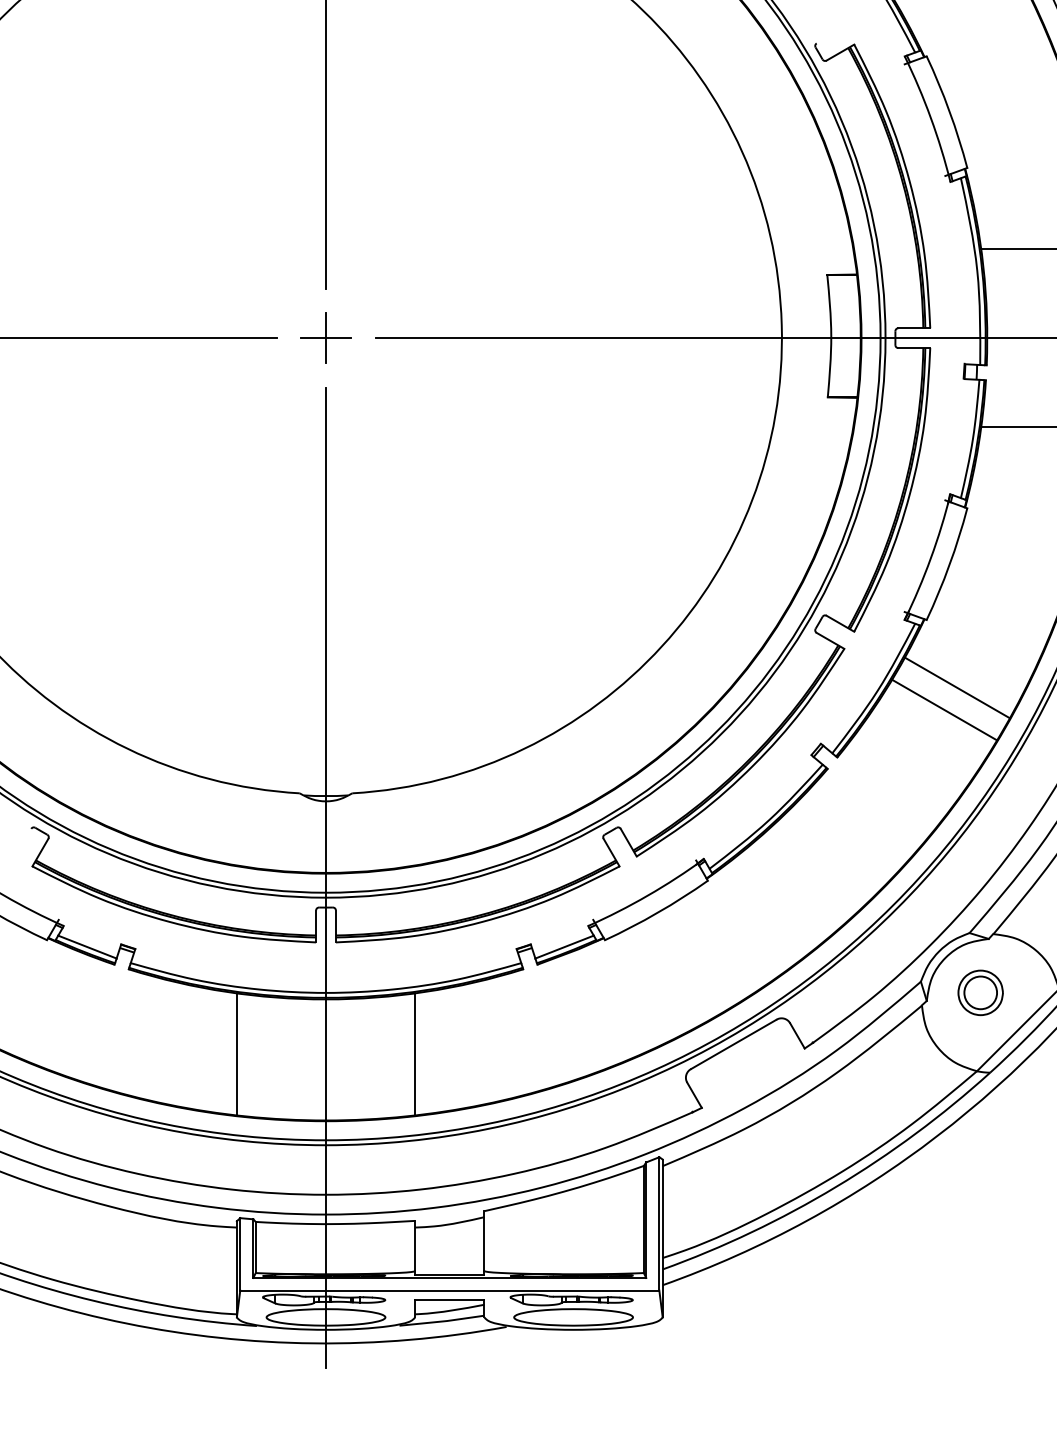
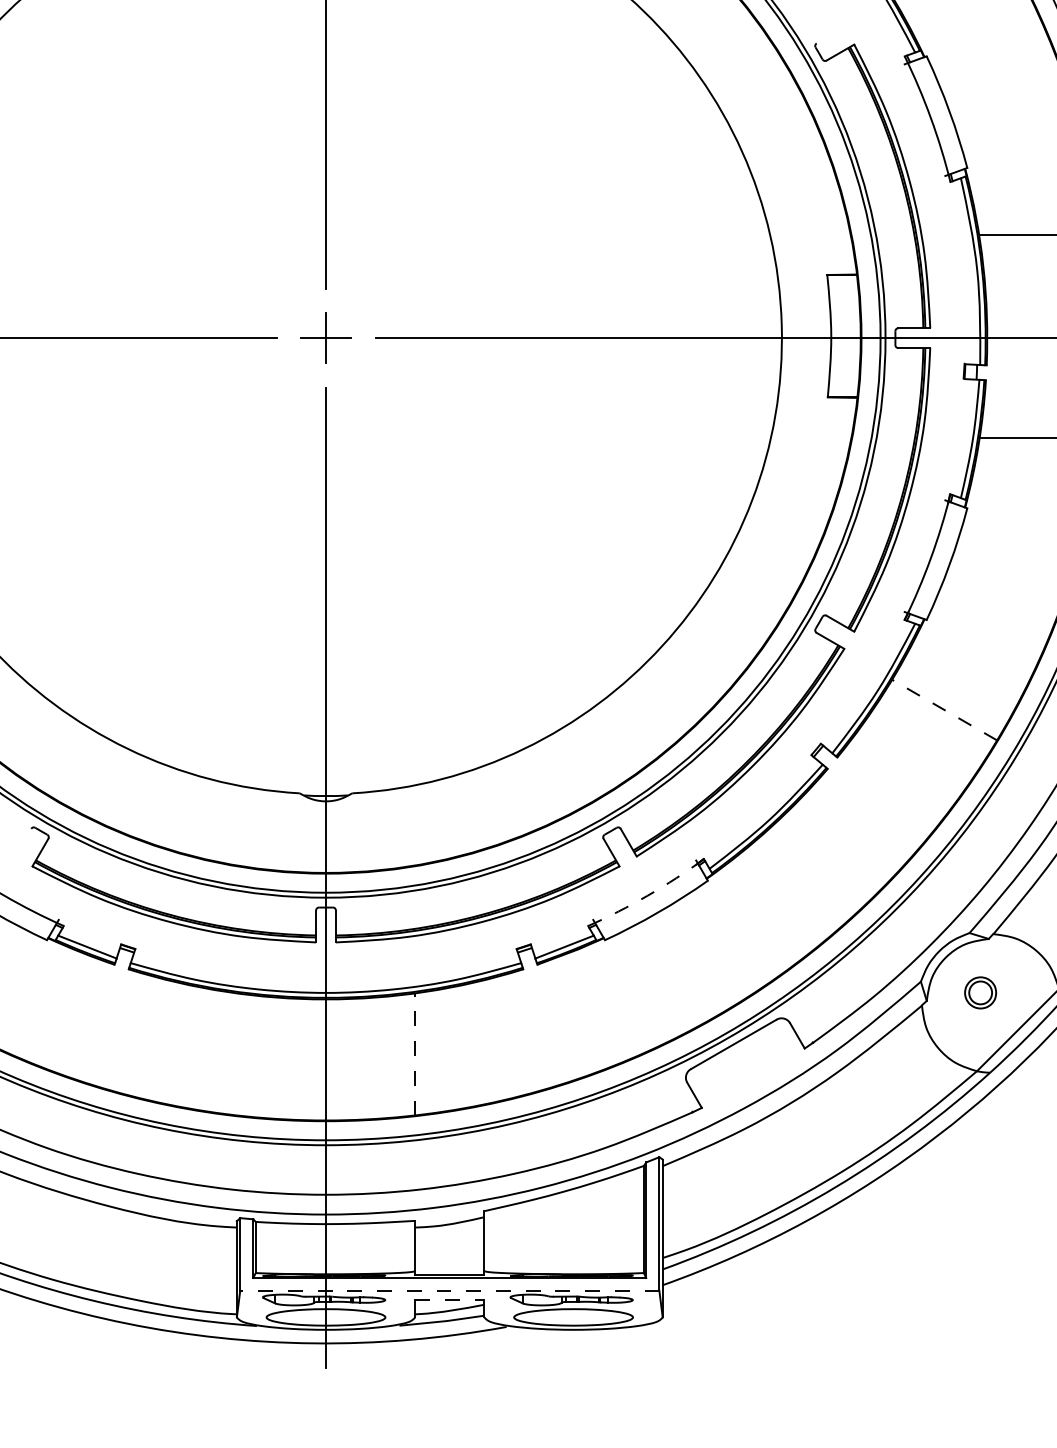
line position: (1017, 249) -> (1017, 235) (1017, 235)
line position: (1017, 427) -> (1017, 438) (1017, 438)
line: present -> none (956, 687)
line: solid -> dashed (944, 710)
arc: solid -> dashed (647, 895)
part size: 47x48 px -> 34x34 px (980, 992)
line: solid -> dashed (415, 1053)
line: present -> none (236, 1054)
line: solid -> dashed (449, 1290)
line: solid -> dashed (449, 1300)
